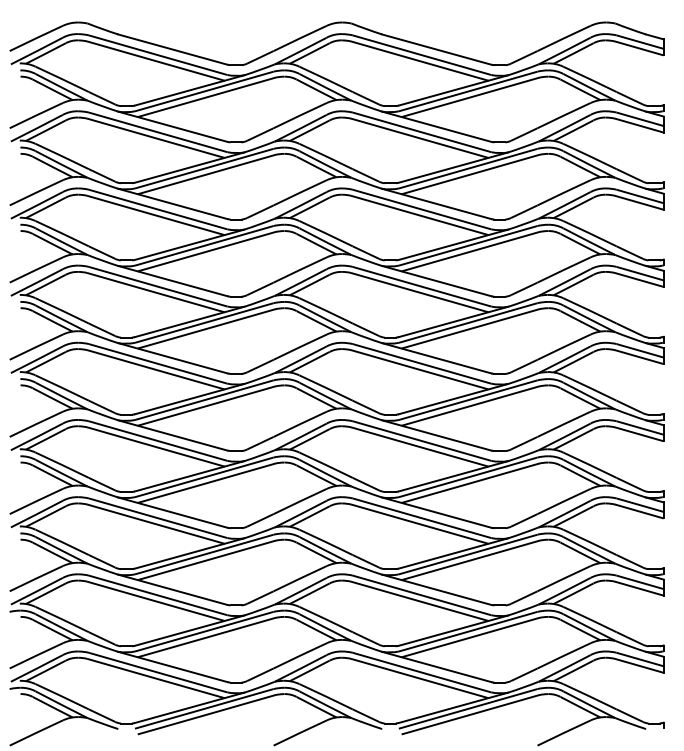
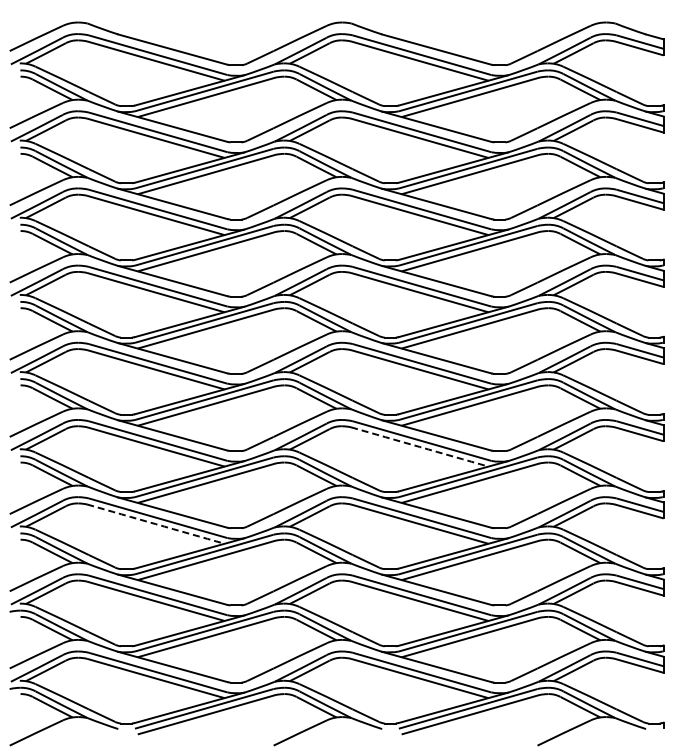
arc: solid -> dashed (419, 446)
arc: solid -> dashed (155, 524)
